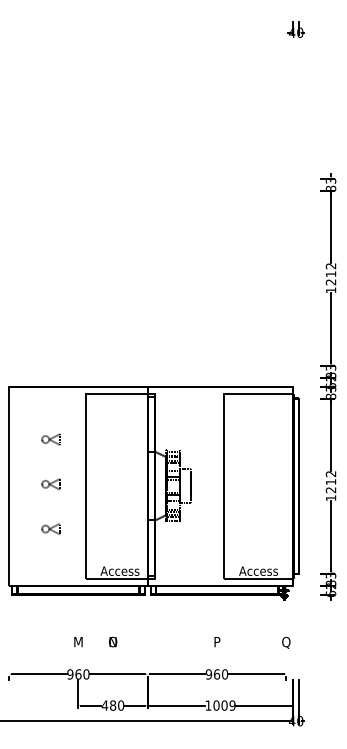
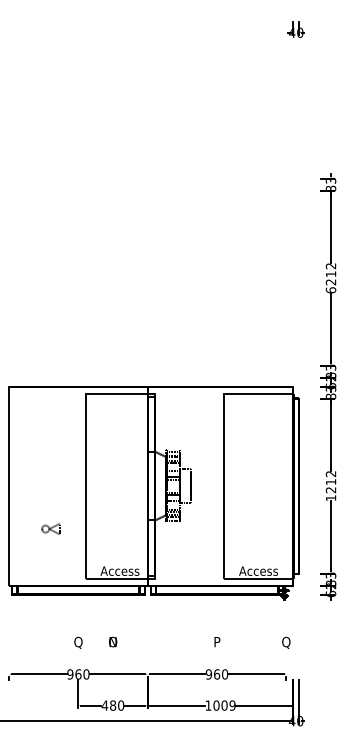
text: 1212 -> 6212 (330, 290)
part: present -> none (50, 439)
part: present -> none (50, 484)
text: M -> Q (78, 642)
